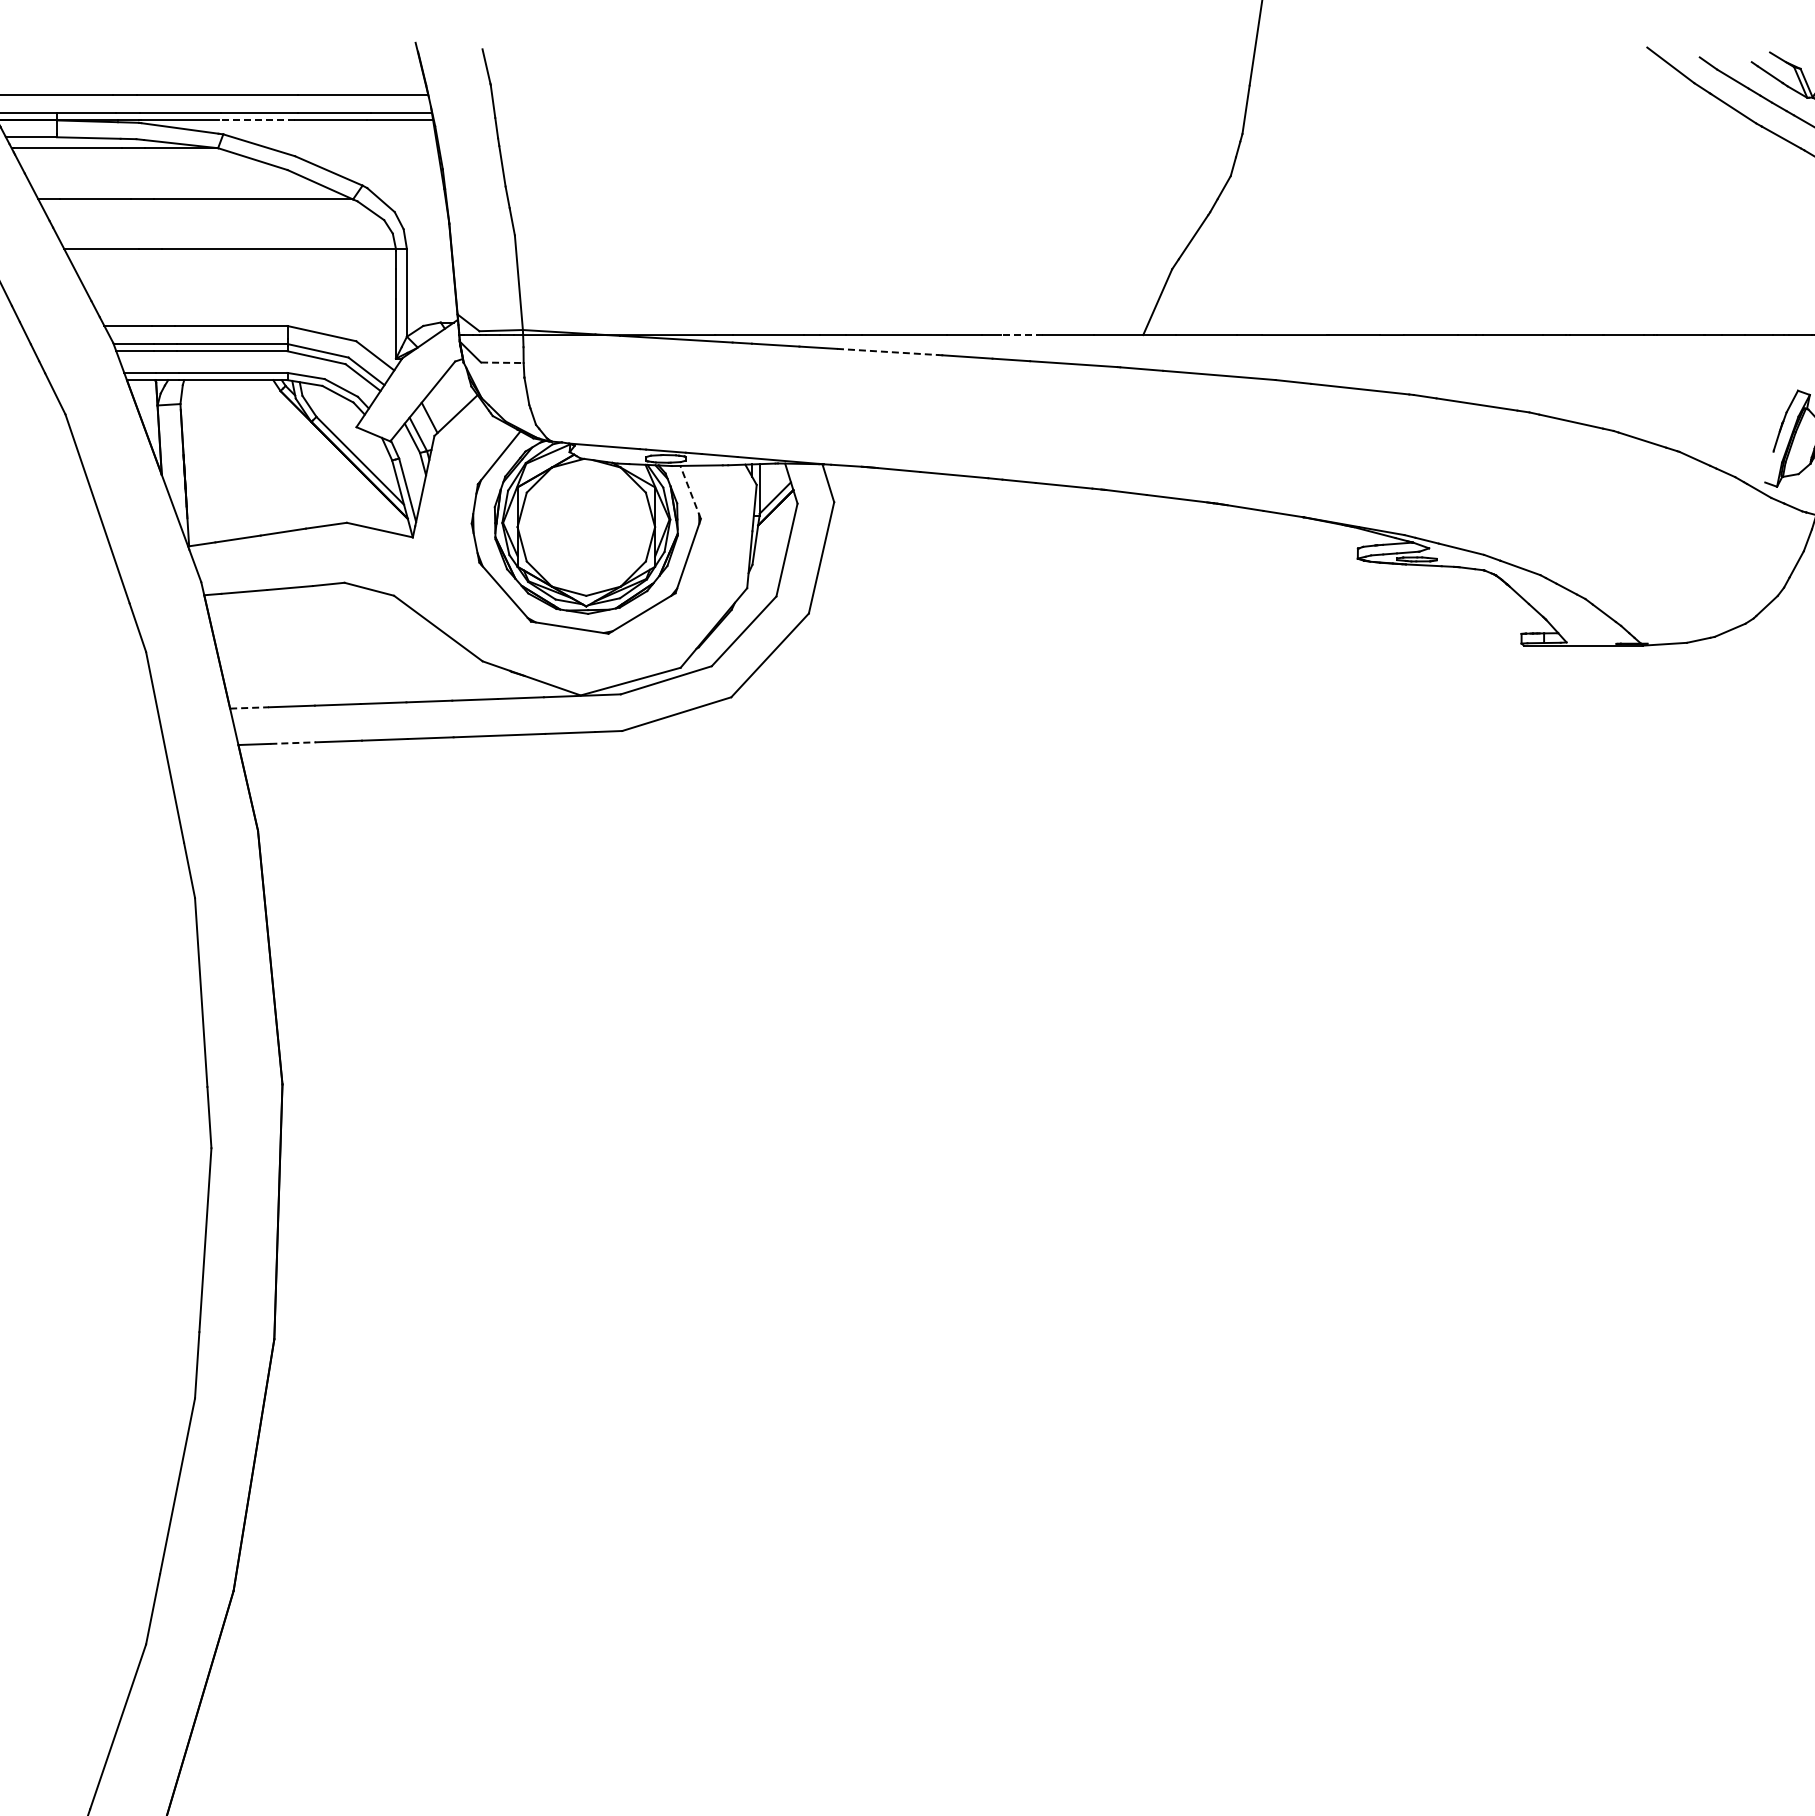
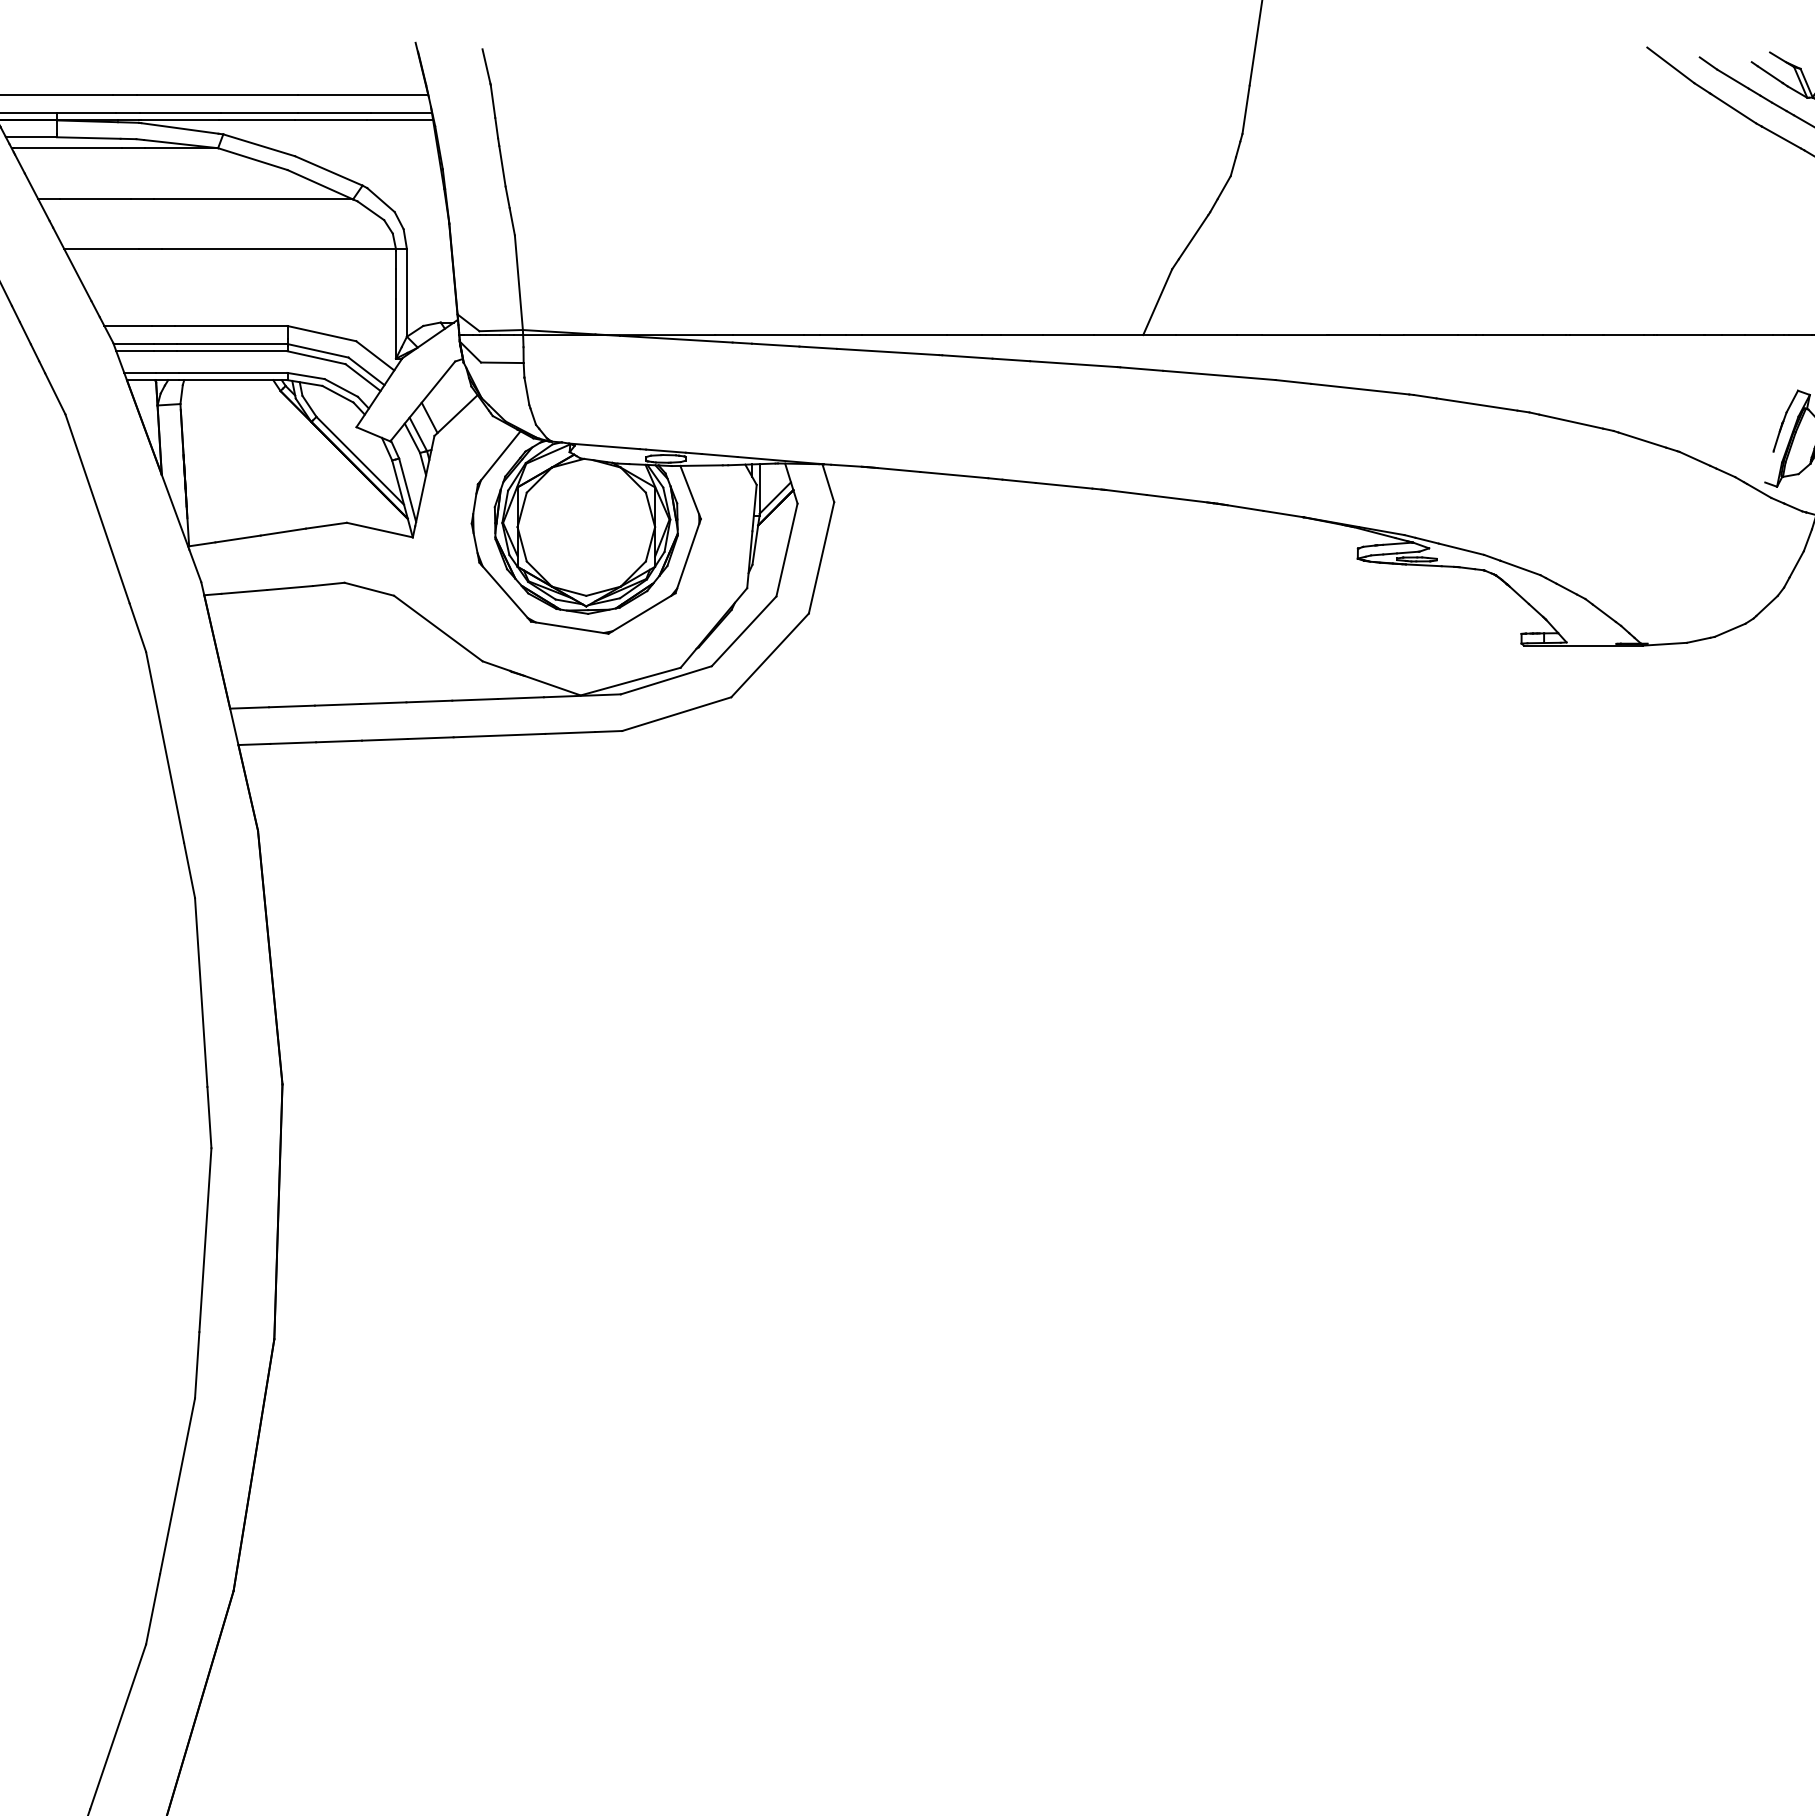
line: dashed -> solid (256, 120)
line: dashed -> solid (1021, 335)
line: dashed -> solid (888, 352)
line: dashed -> solid (502, 362)
line: dashed -> solid (690, 492)
line: dashed -> solid (250, 707)
line: dashed -> solid (293, 743)
